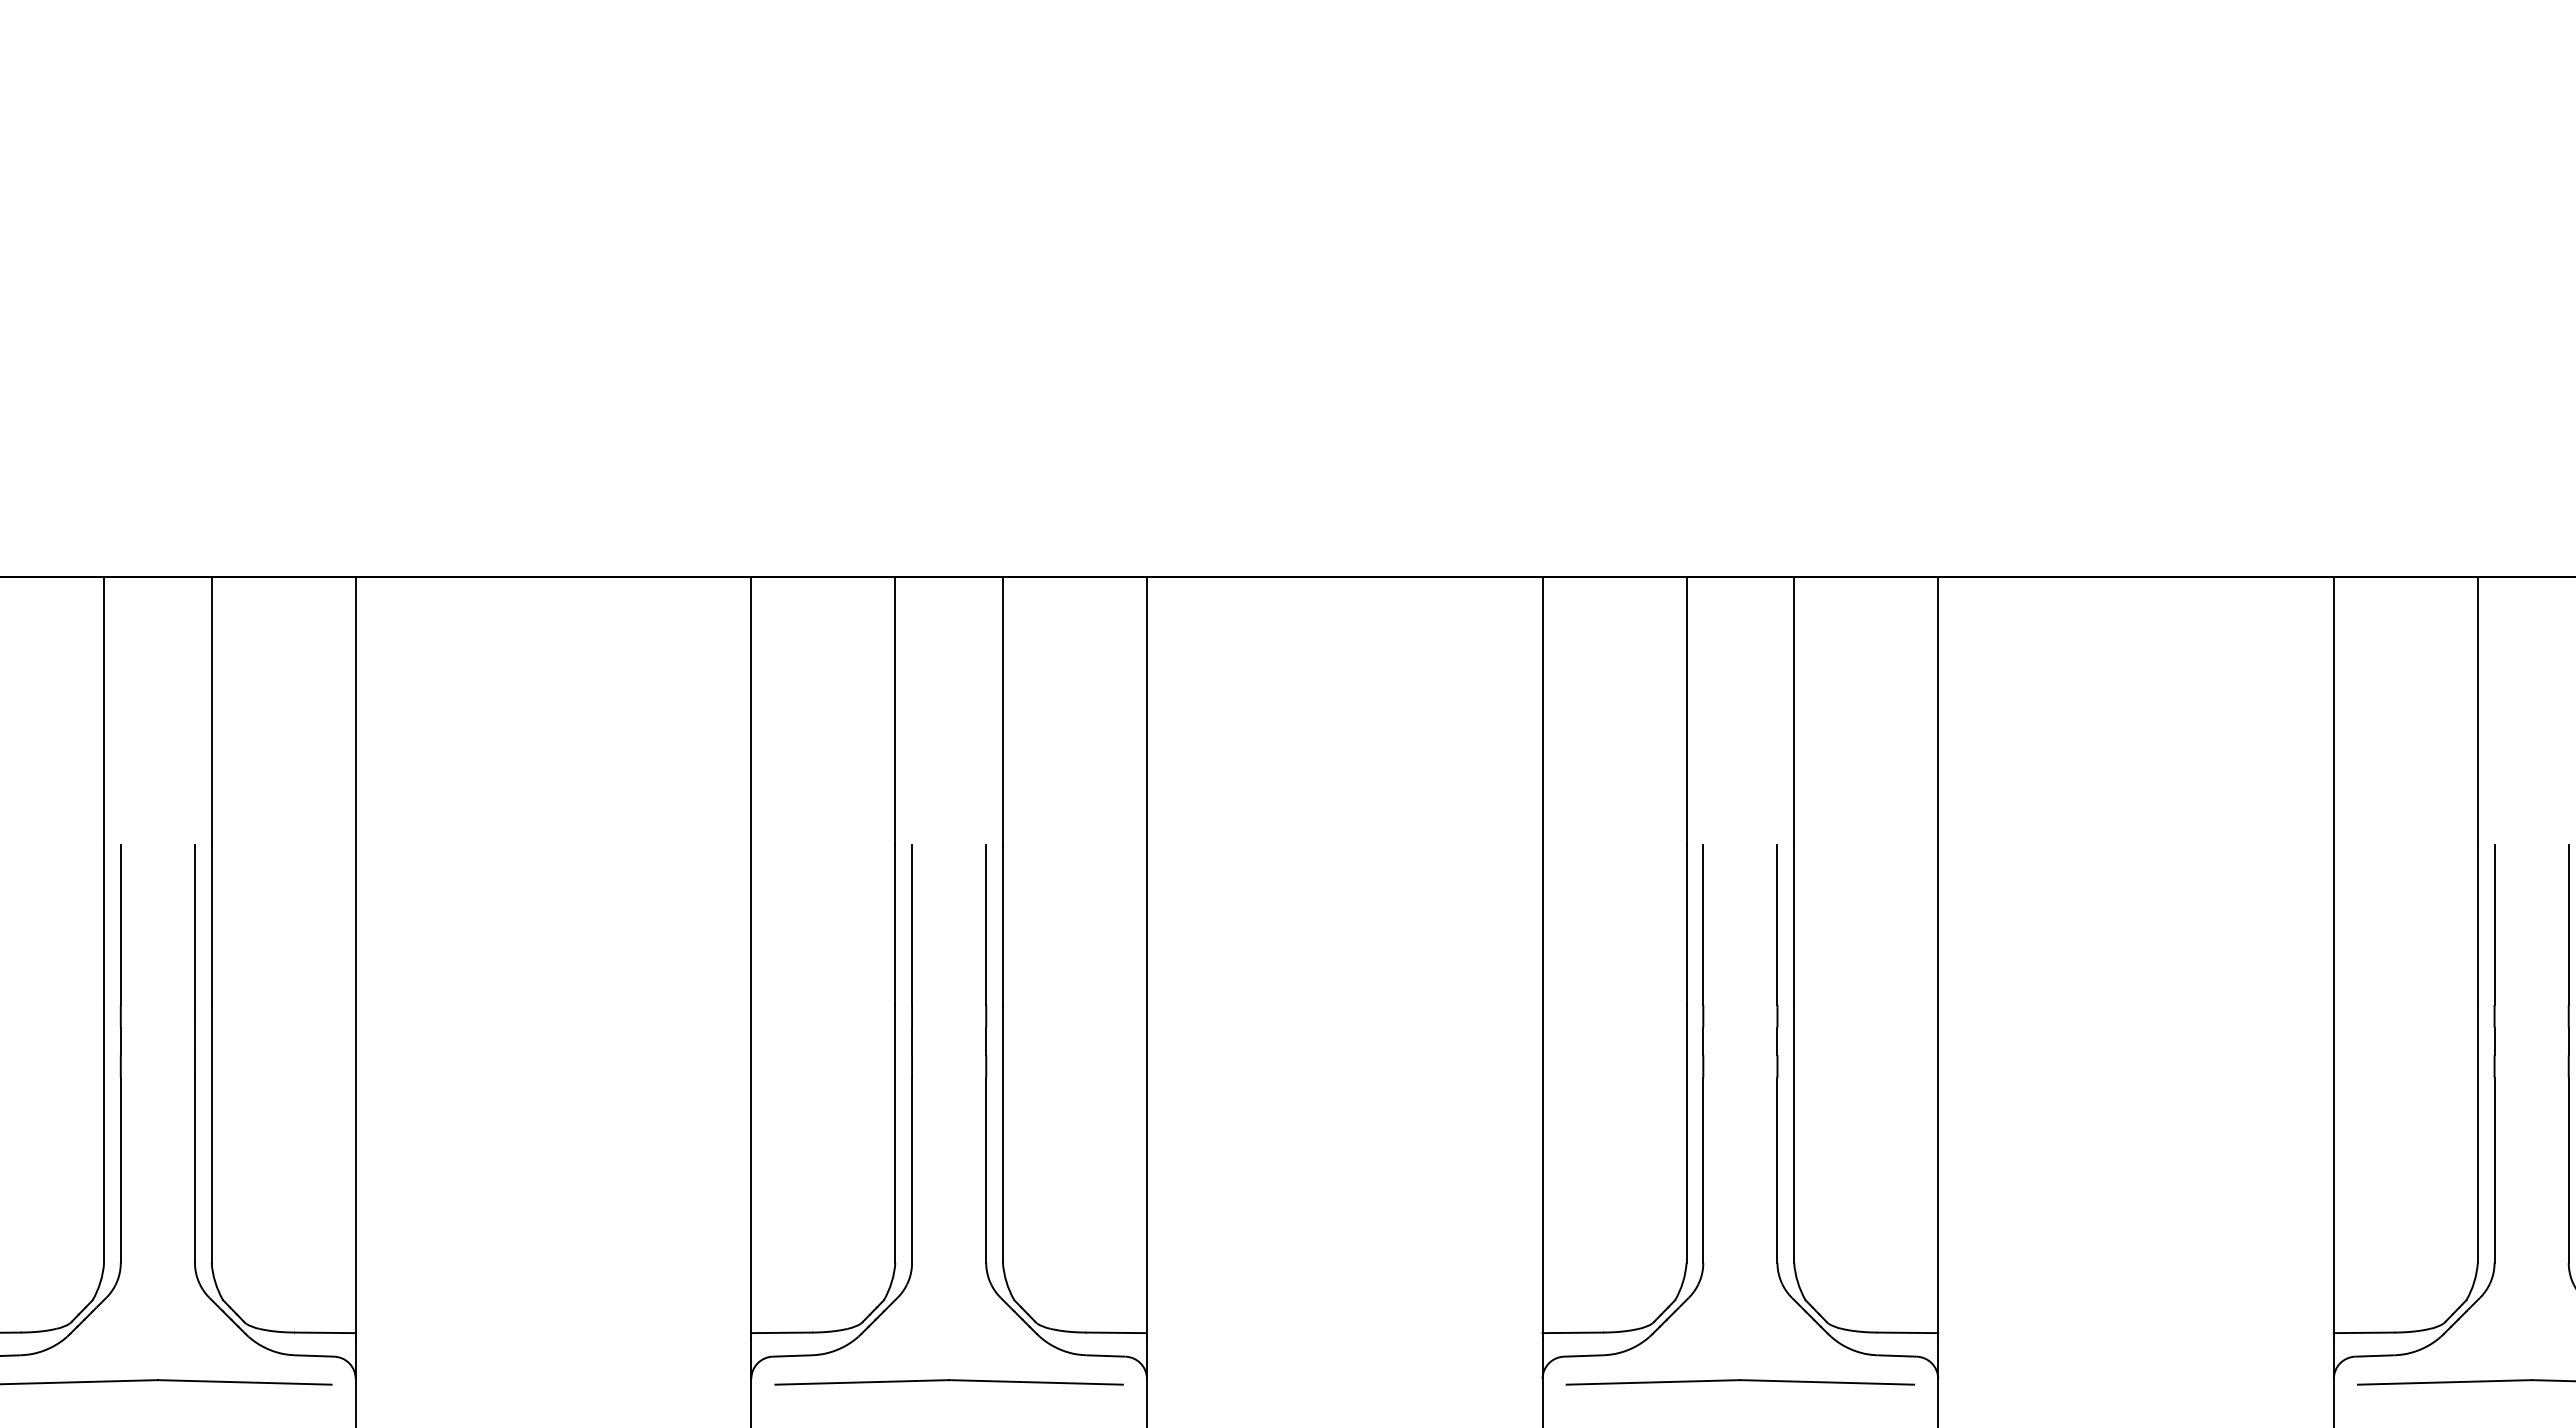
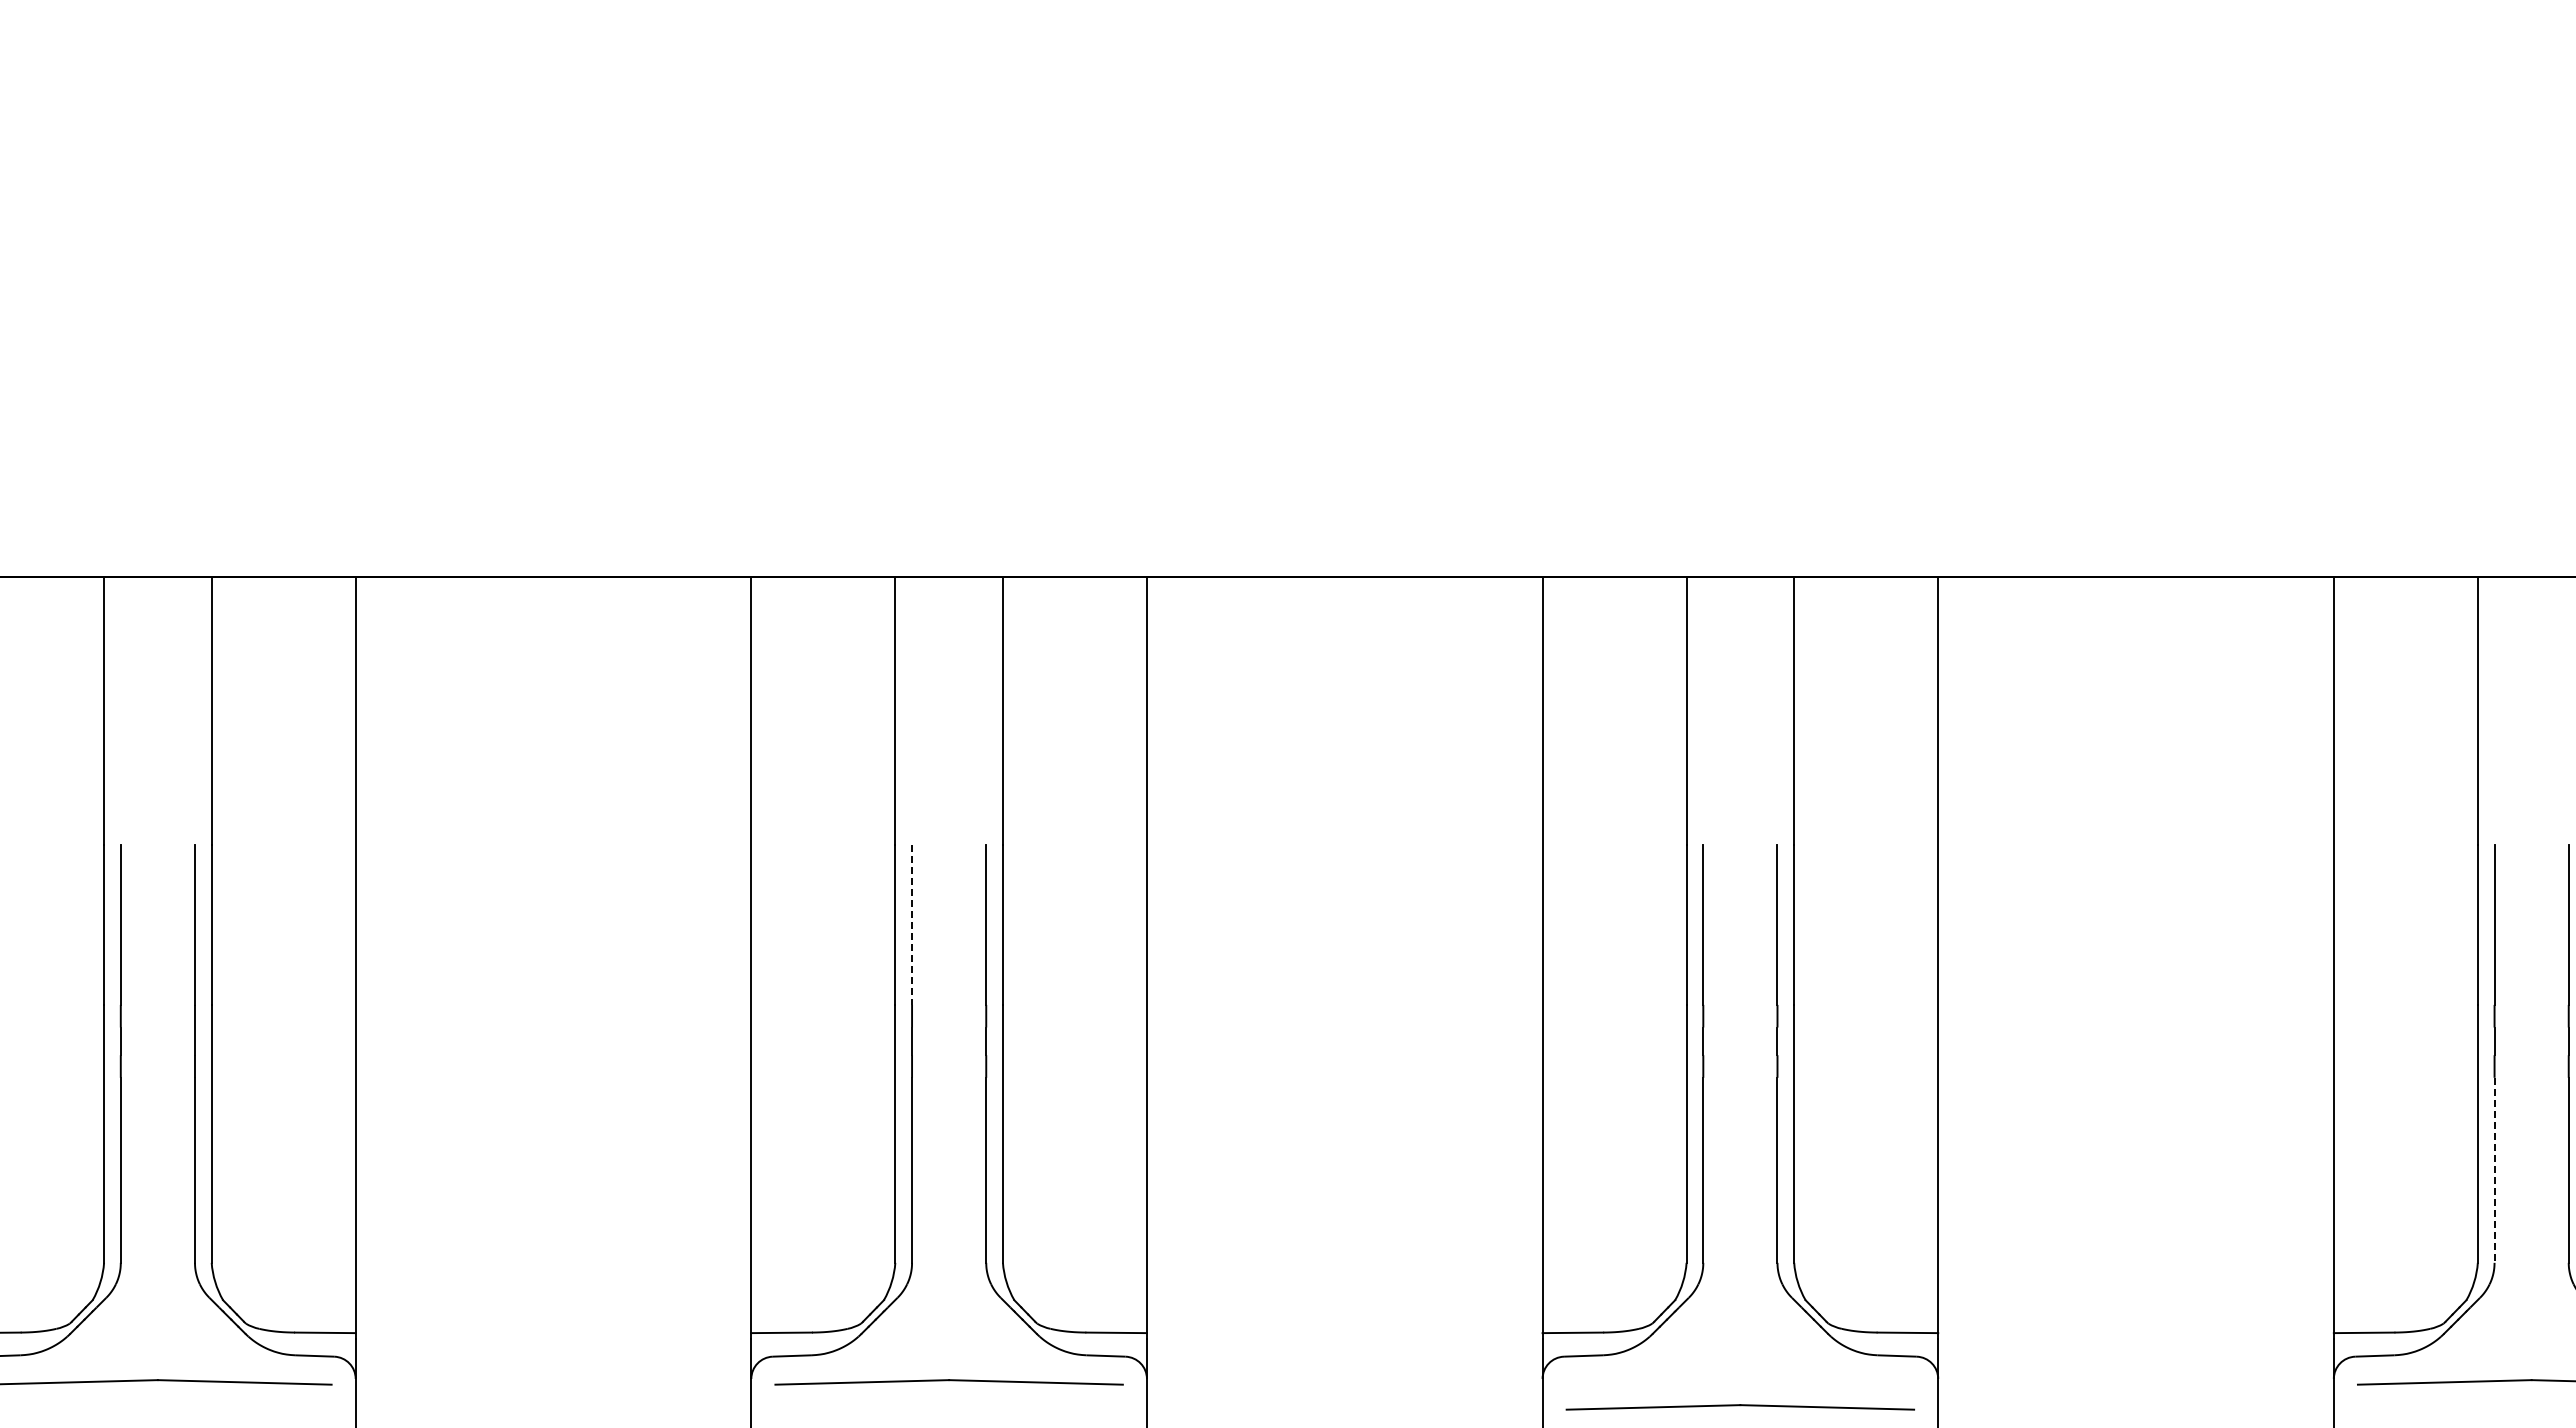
line: solid -> dashed (912, 925)
line: solid -> dashed (2494, 1170)
part position: (1739, 1382) -> (1739, 1407) (1739, 1407)
